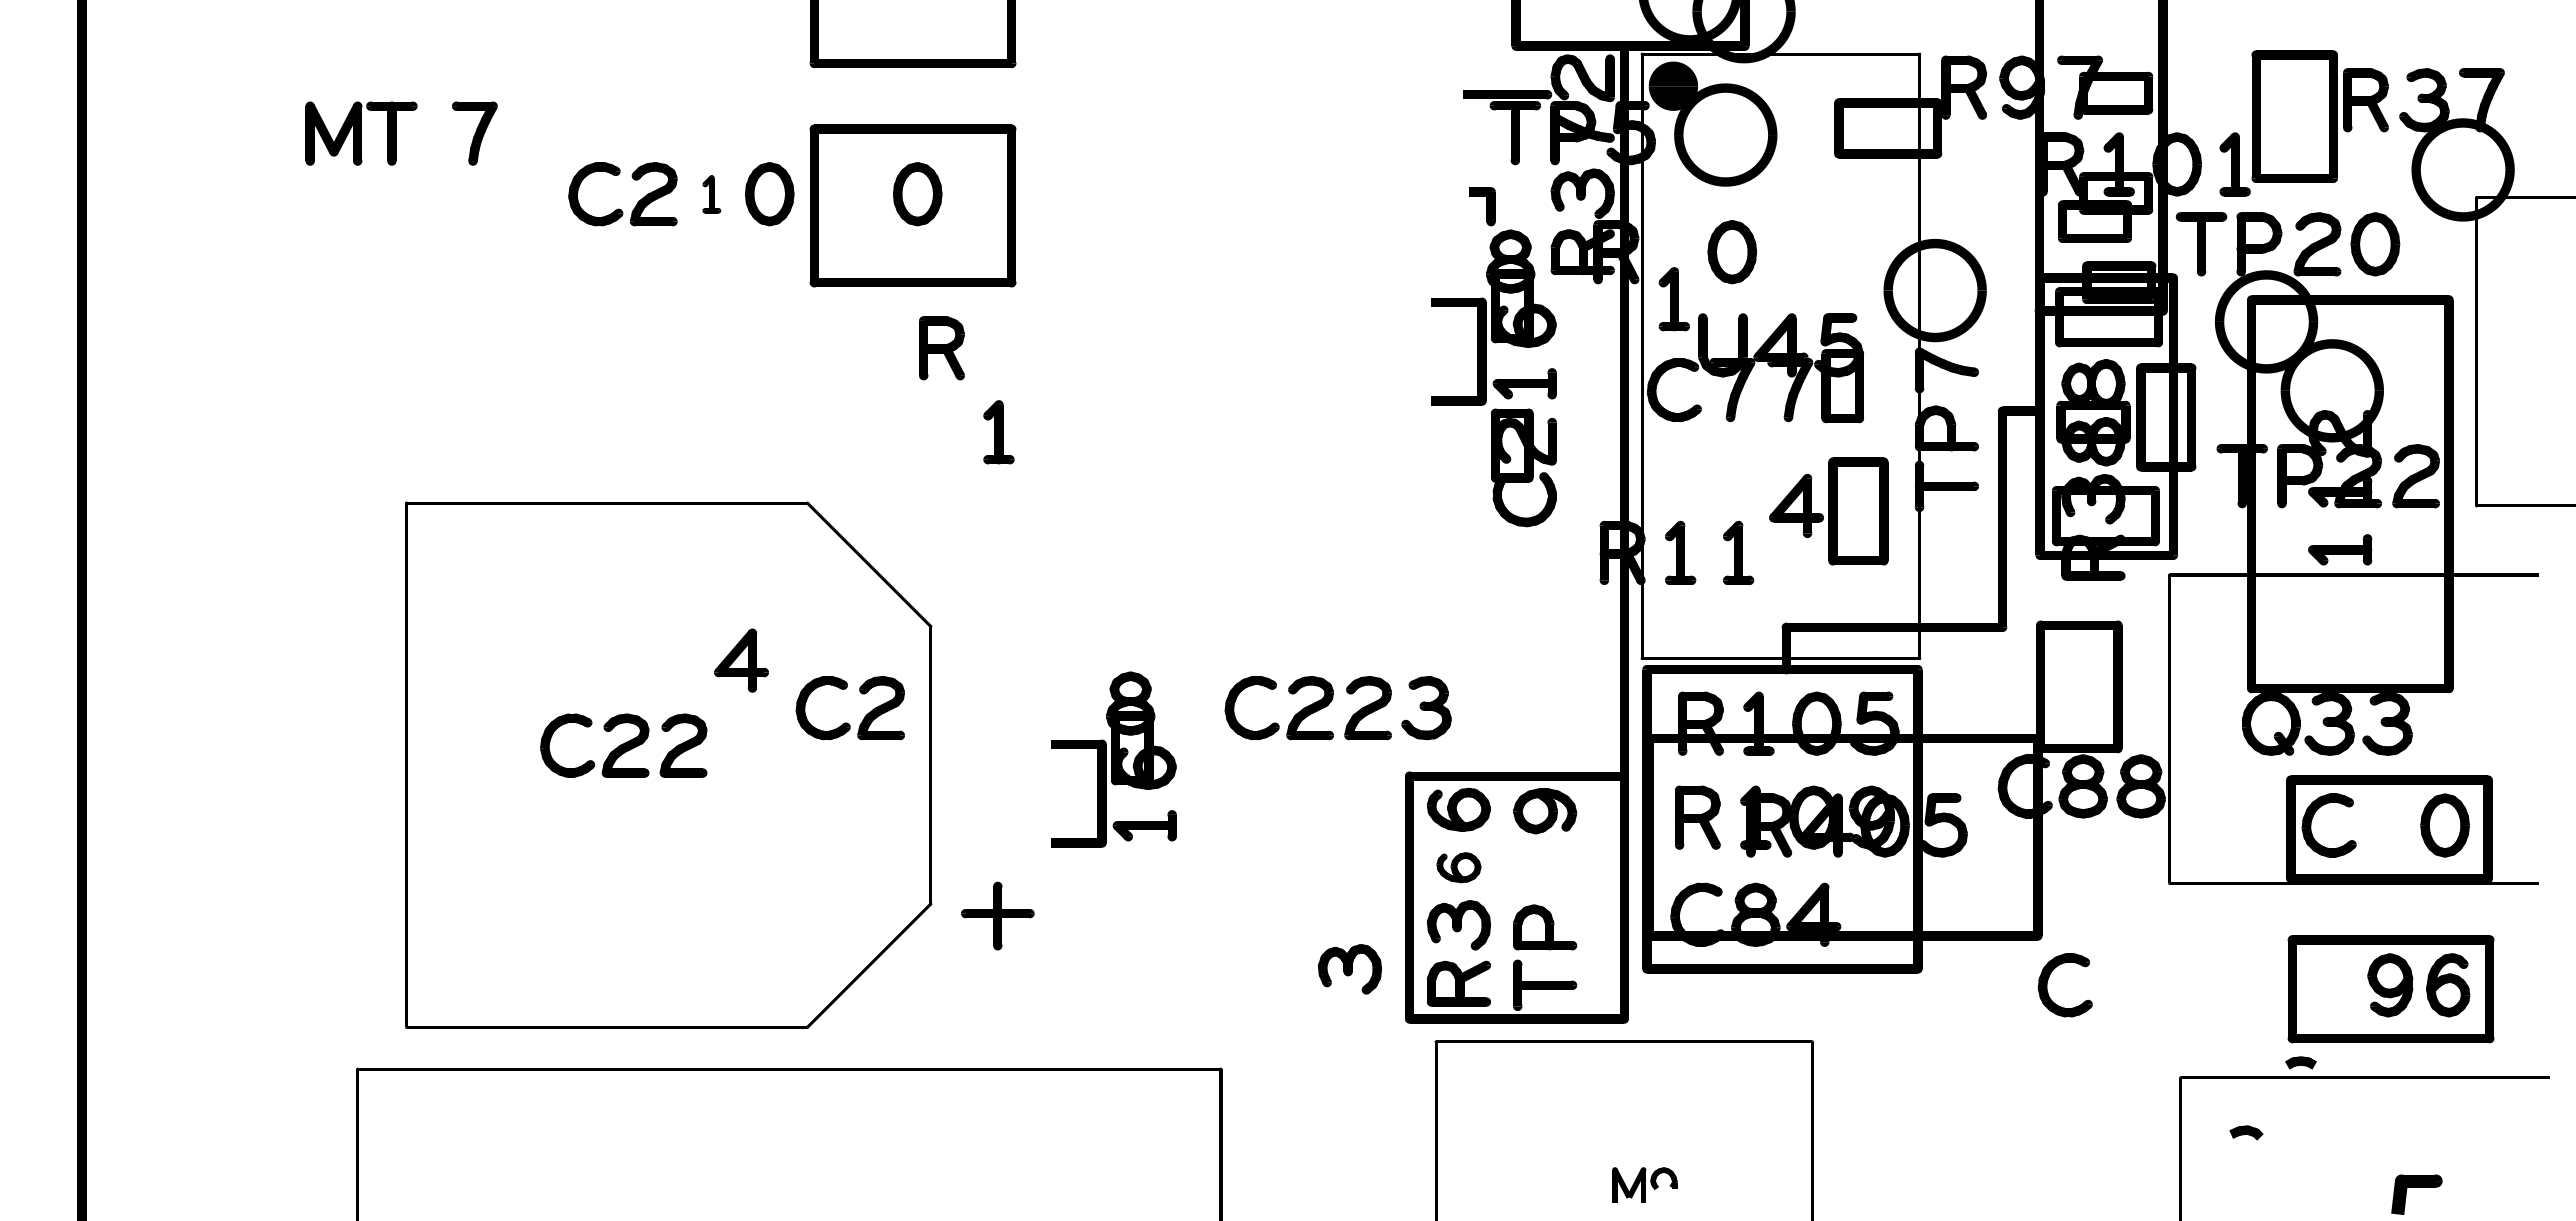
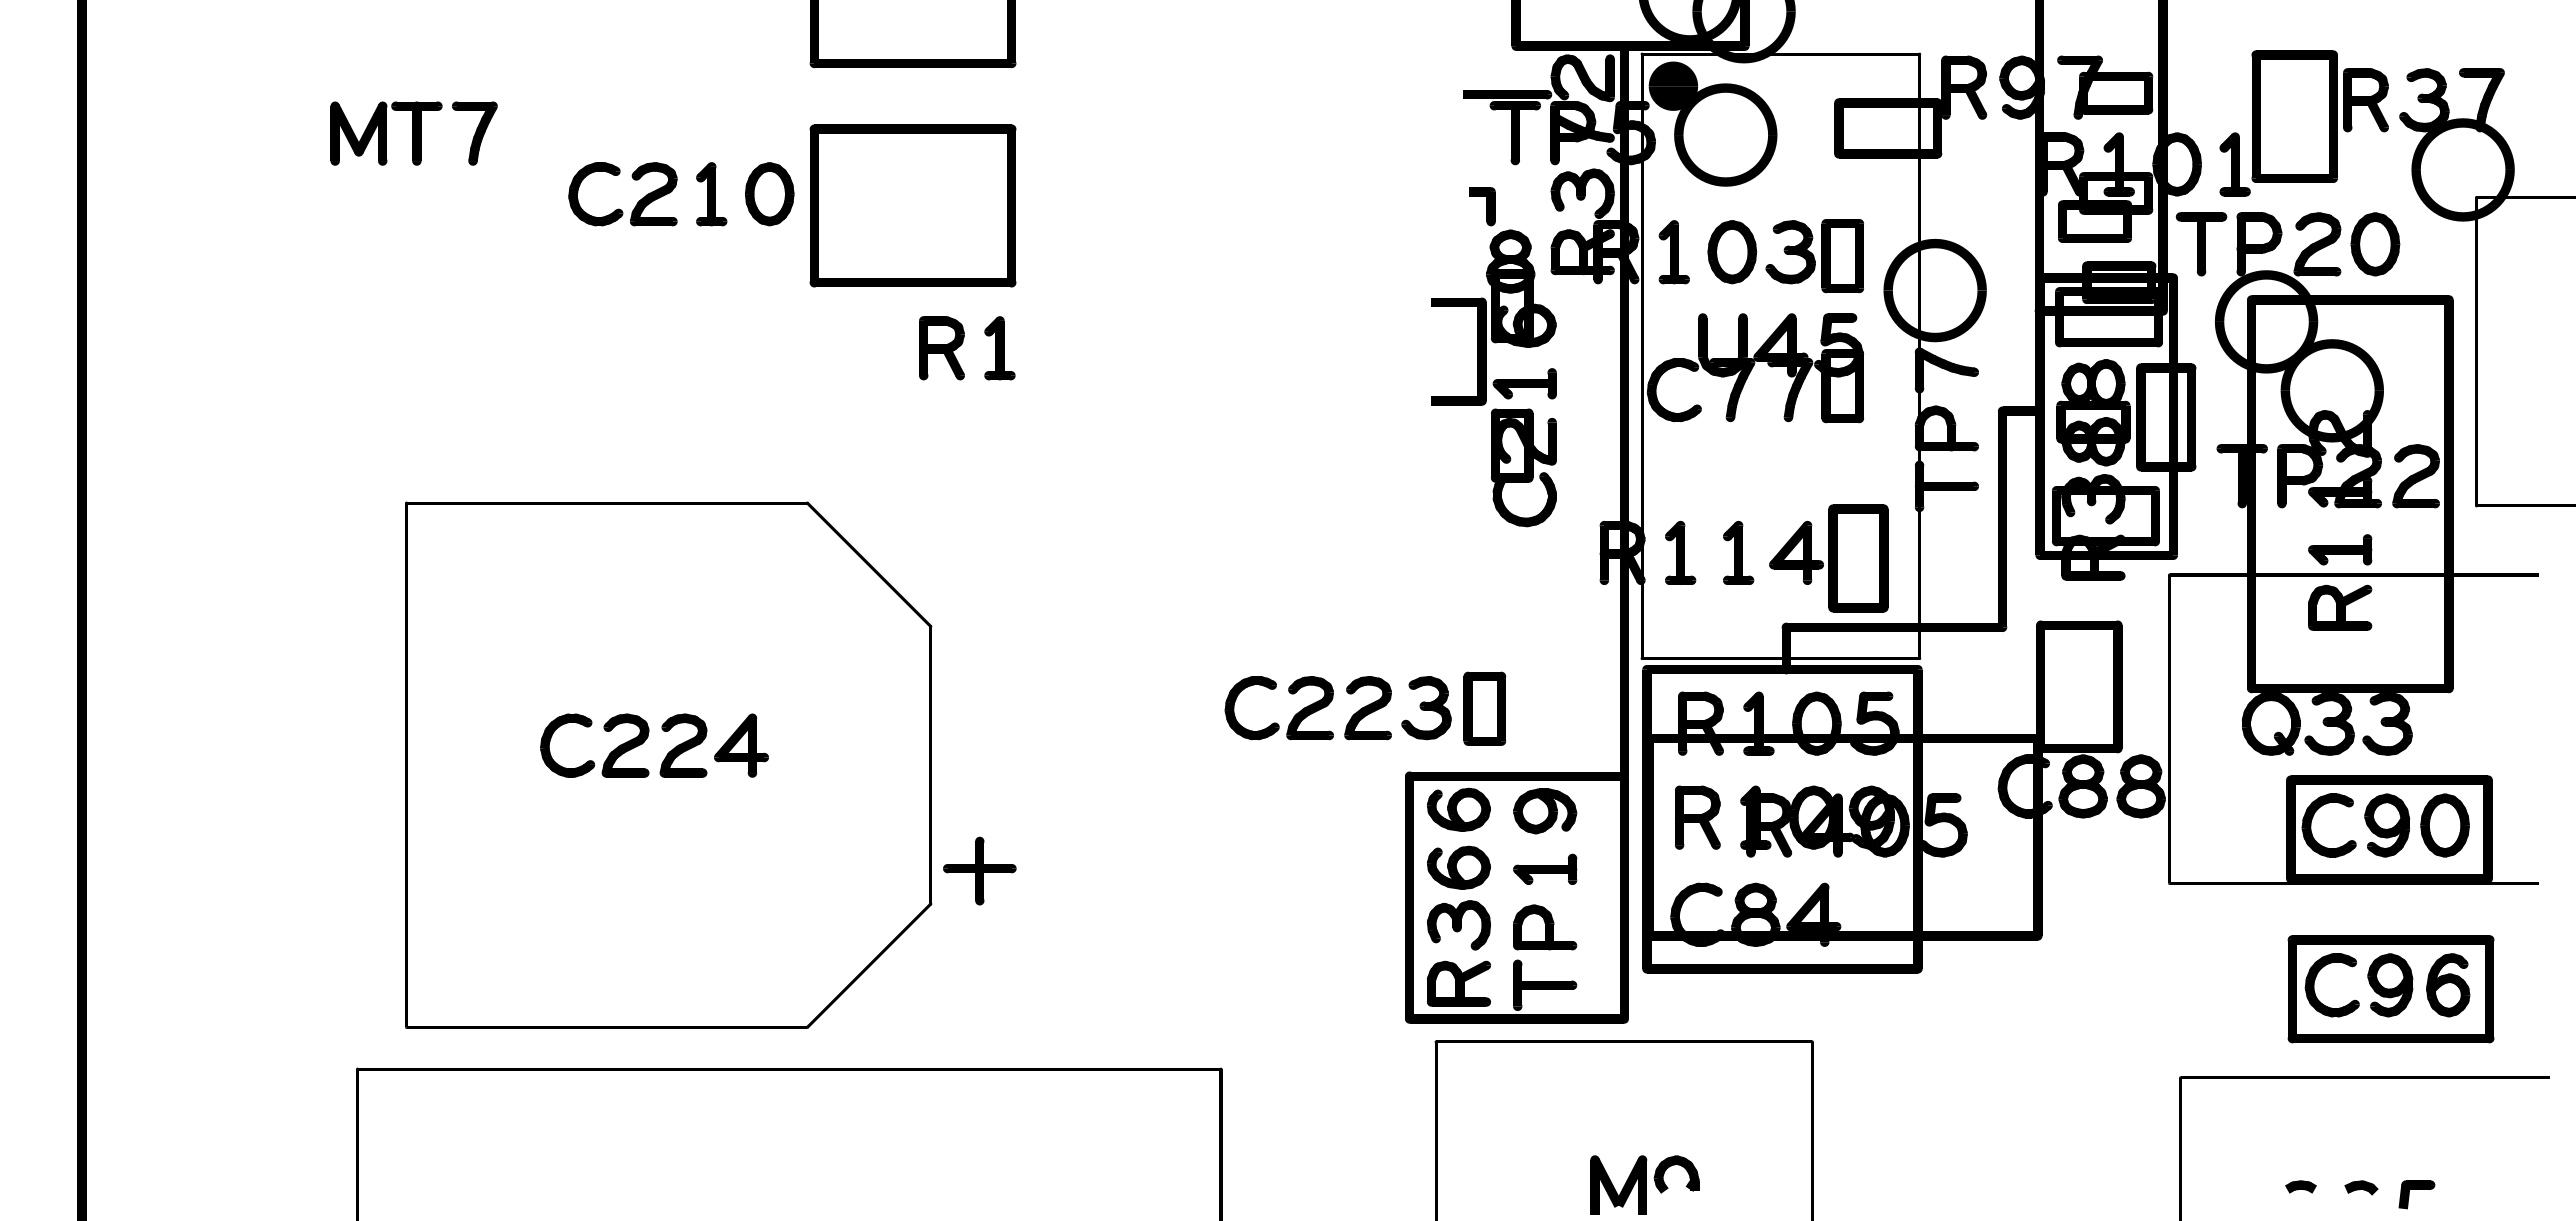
part position: (361, 133) -> (386, 133) (386, 133)
part size: 20x39 px -> 32x65 px (711, 194)
part: present -> none (917, 194)
part: none -> present (1814, 256)
part position: (1673, 299) -> (1673, 252) (1673, 252)
part position: (998, 432) -> (999, 348) (999, 348)
part position: (1828, 511) -> (1828, 558) (1828, 558)
part: none -> present (2340, 607)
part position: (741, 660) -> (741, 745) (741, 745)
part: none -> present (1484, 708)
part: present -> none (847, 722)
part: present -> none (1113, 759)
part: none -> present (2386, 825)
part size: 46x32 px -> 64x45 px (1458, 867)
part: none -> present (1545, 868)
part position: (997, 915) -> (979, 870) (979, 870)
part: present -> none (1349, 969)
part position: (2048, 980) -> (2315, 980) (2315, 980)
part position: (2300, 1062) -> (2300, 1186) (2300, 1186)
part position: (2246, 1132) -> (2361, 1187) (2361, 1187)
part size: 66x36 px -> 110x60 px (1644, 1184)
part size: 52x41 px -> 38x30 px (2416, 1194)
